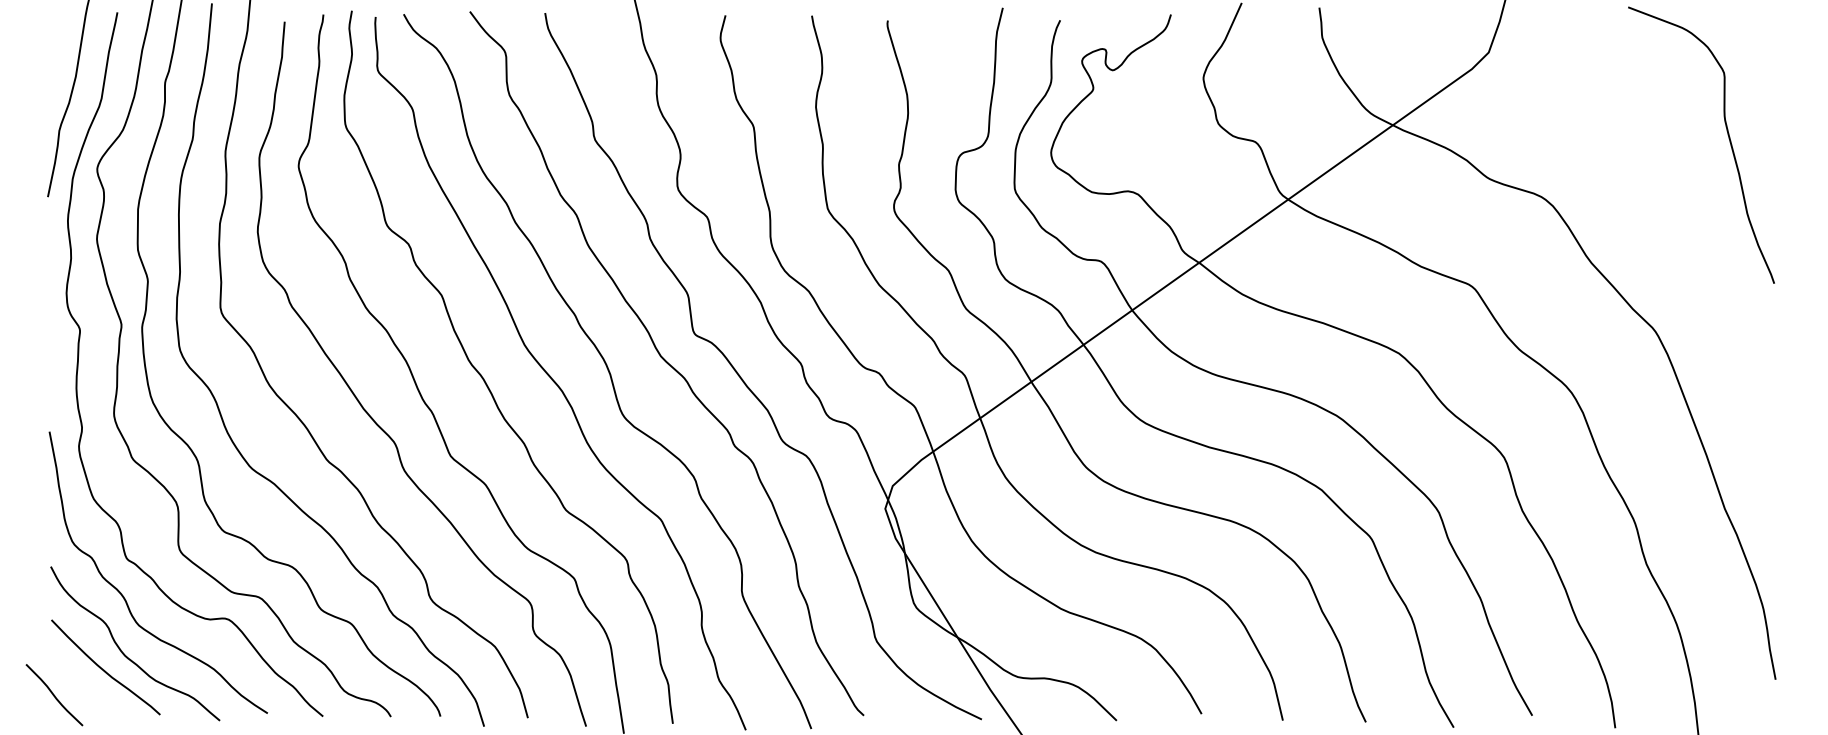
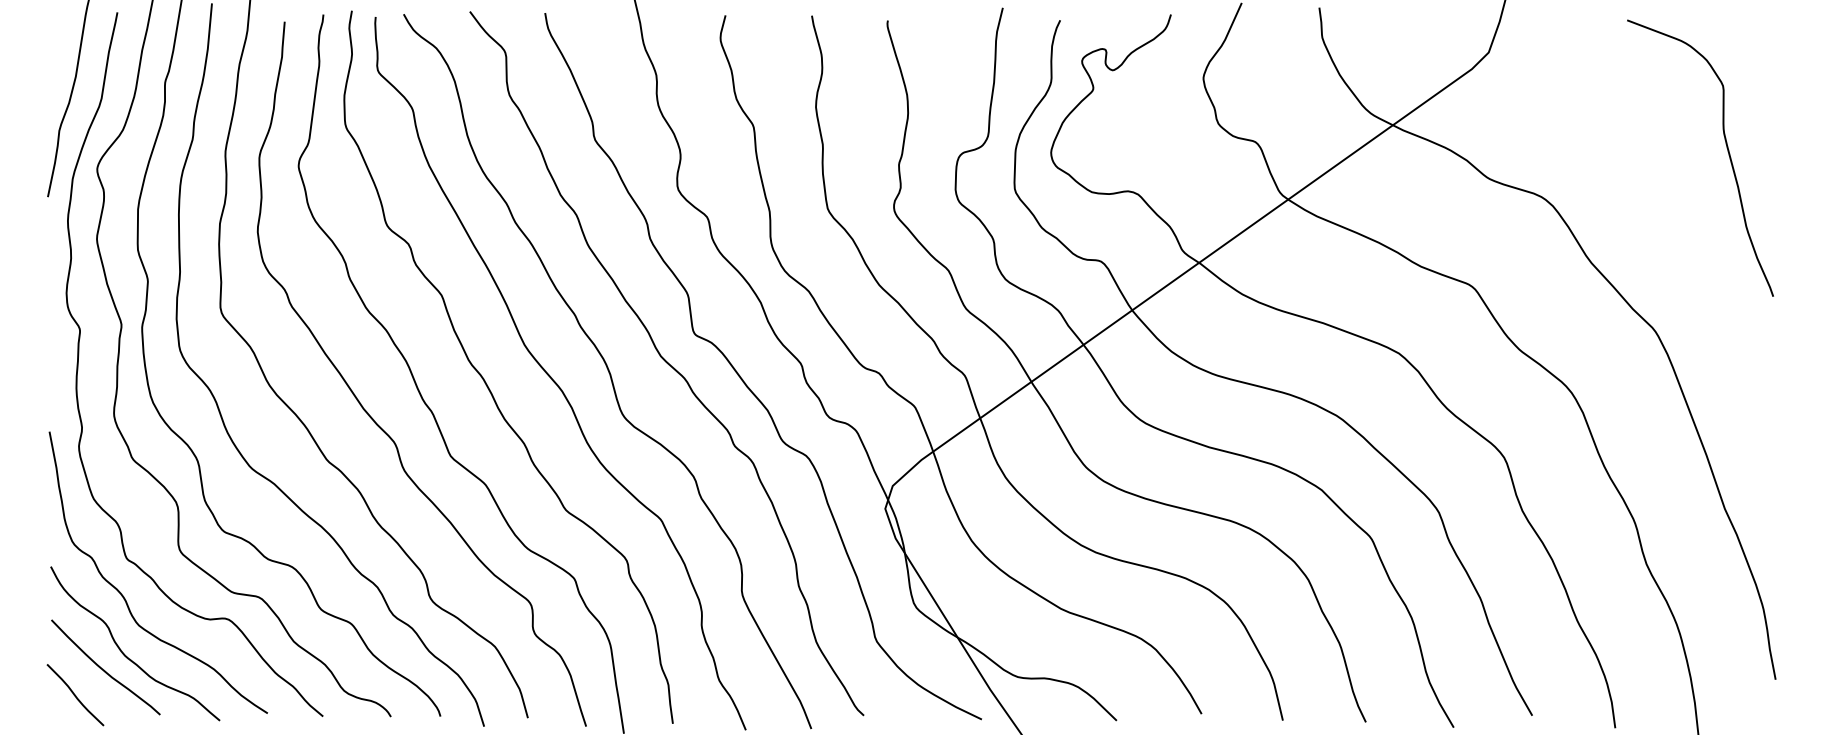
curve position: (1727, 135) -> (1726, 148) (1726, 148)
curve position: (54, 695) -> (75, 695) (75, 695)
